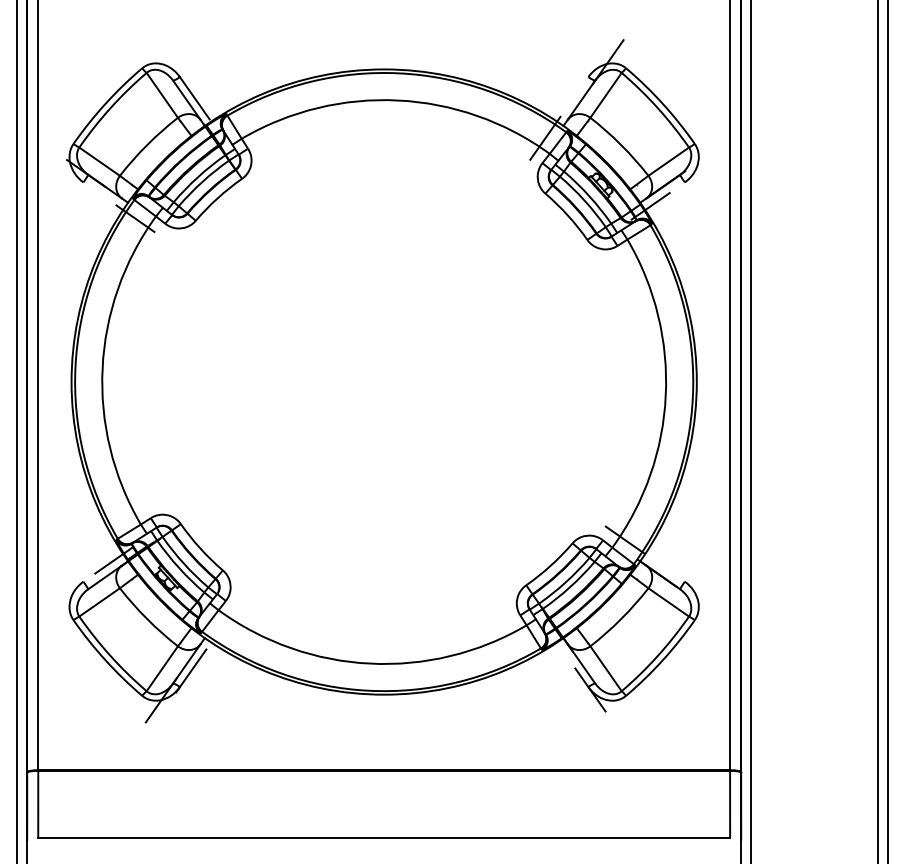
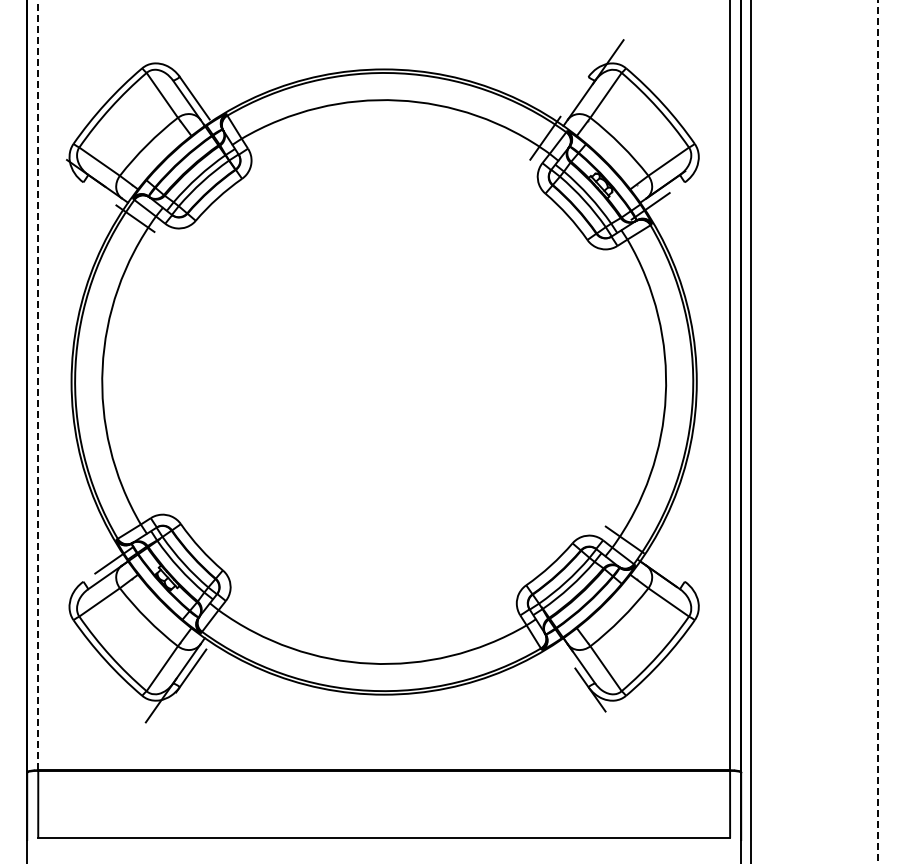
line: solid -> dashed (38, 385)
line: present -> none (17, 431)
line: solid -> dashed (877, 431)
line: present -> none (887, 431)
